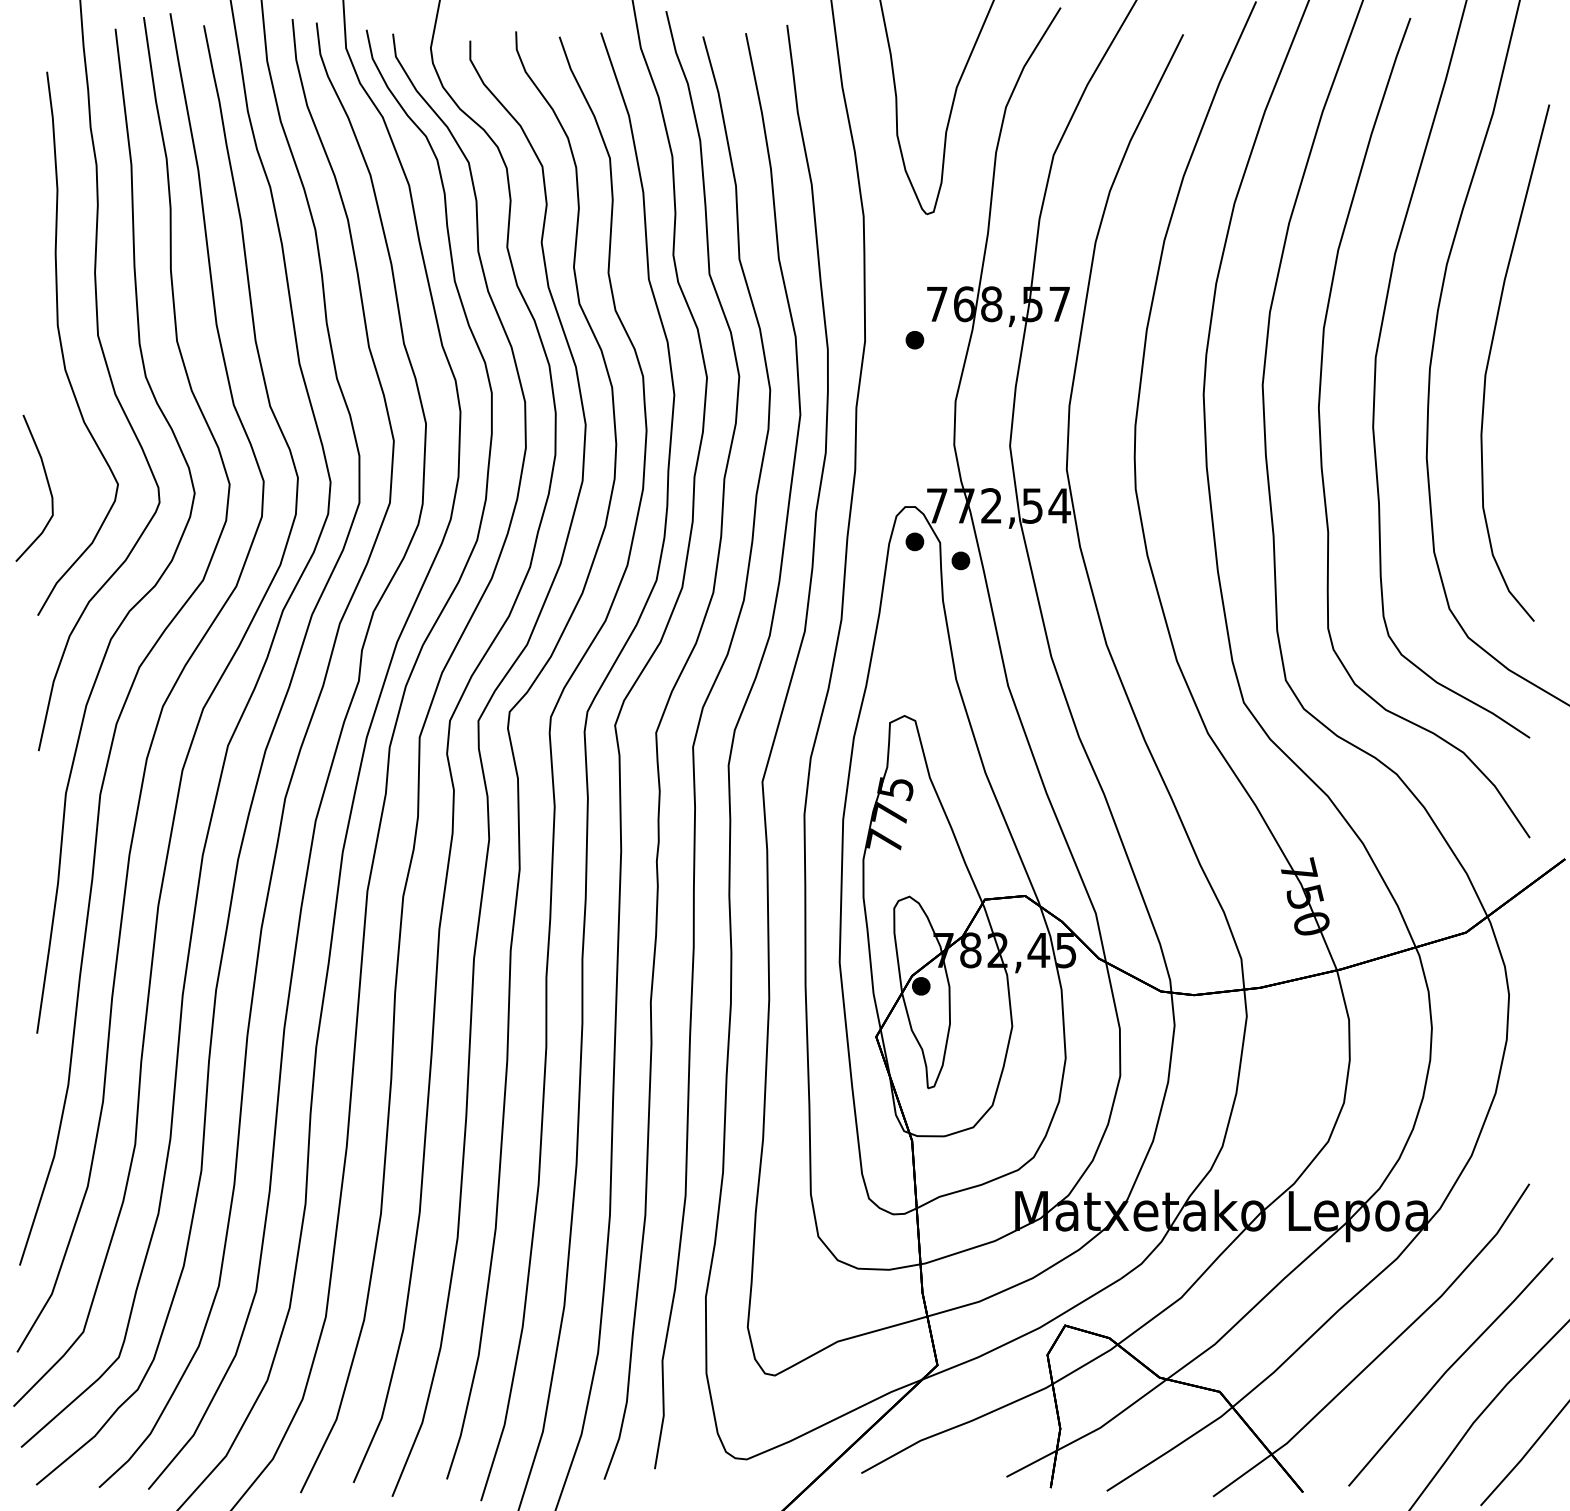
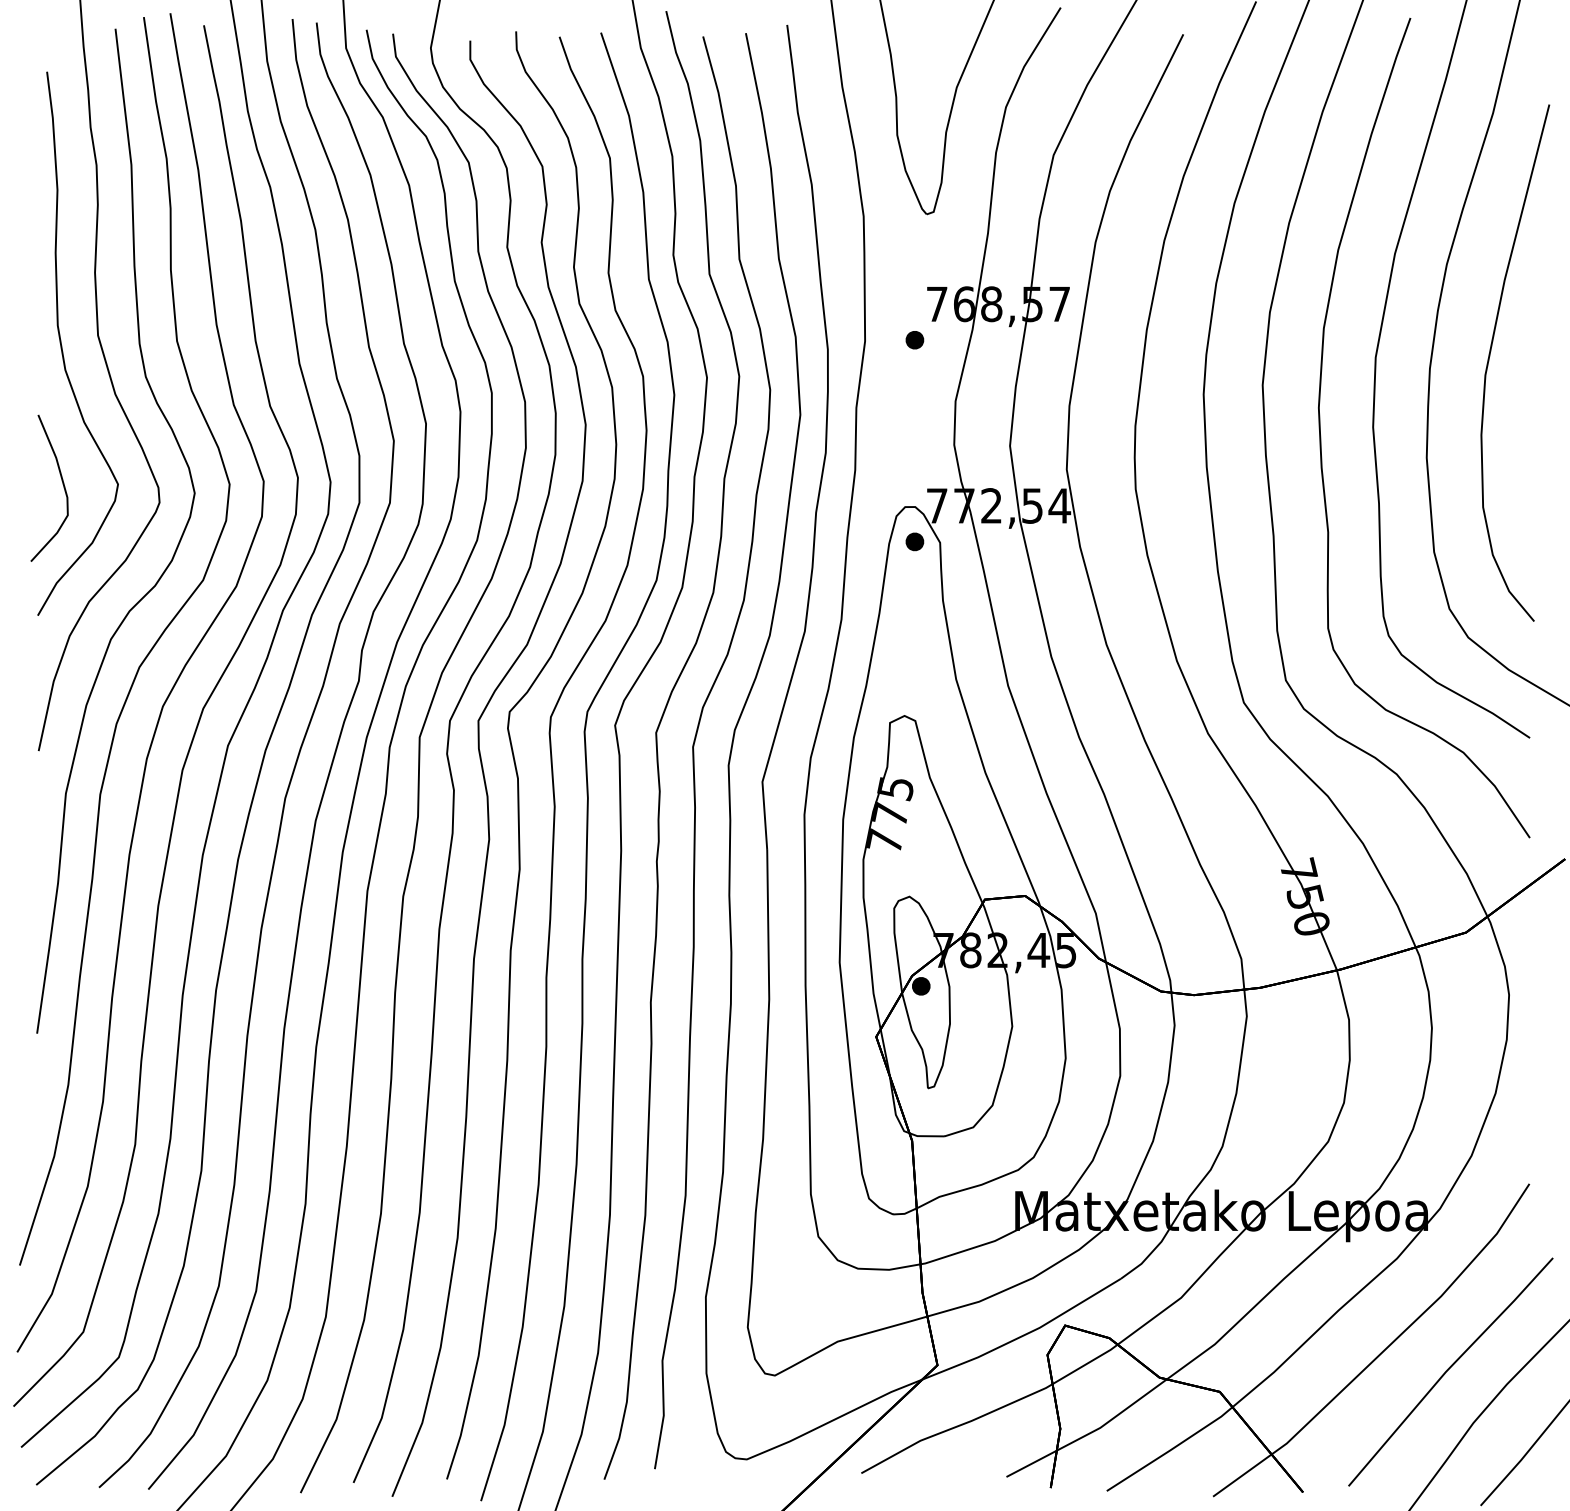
part position: (47, 484) -> (62, 484) (62, 484)
part: present -> none (960, 560)
